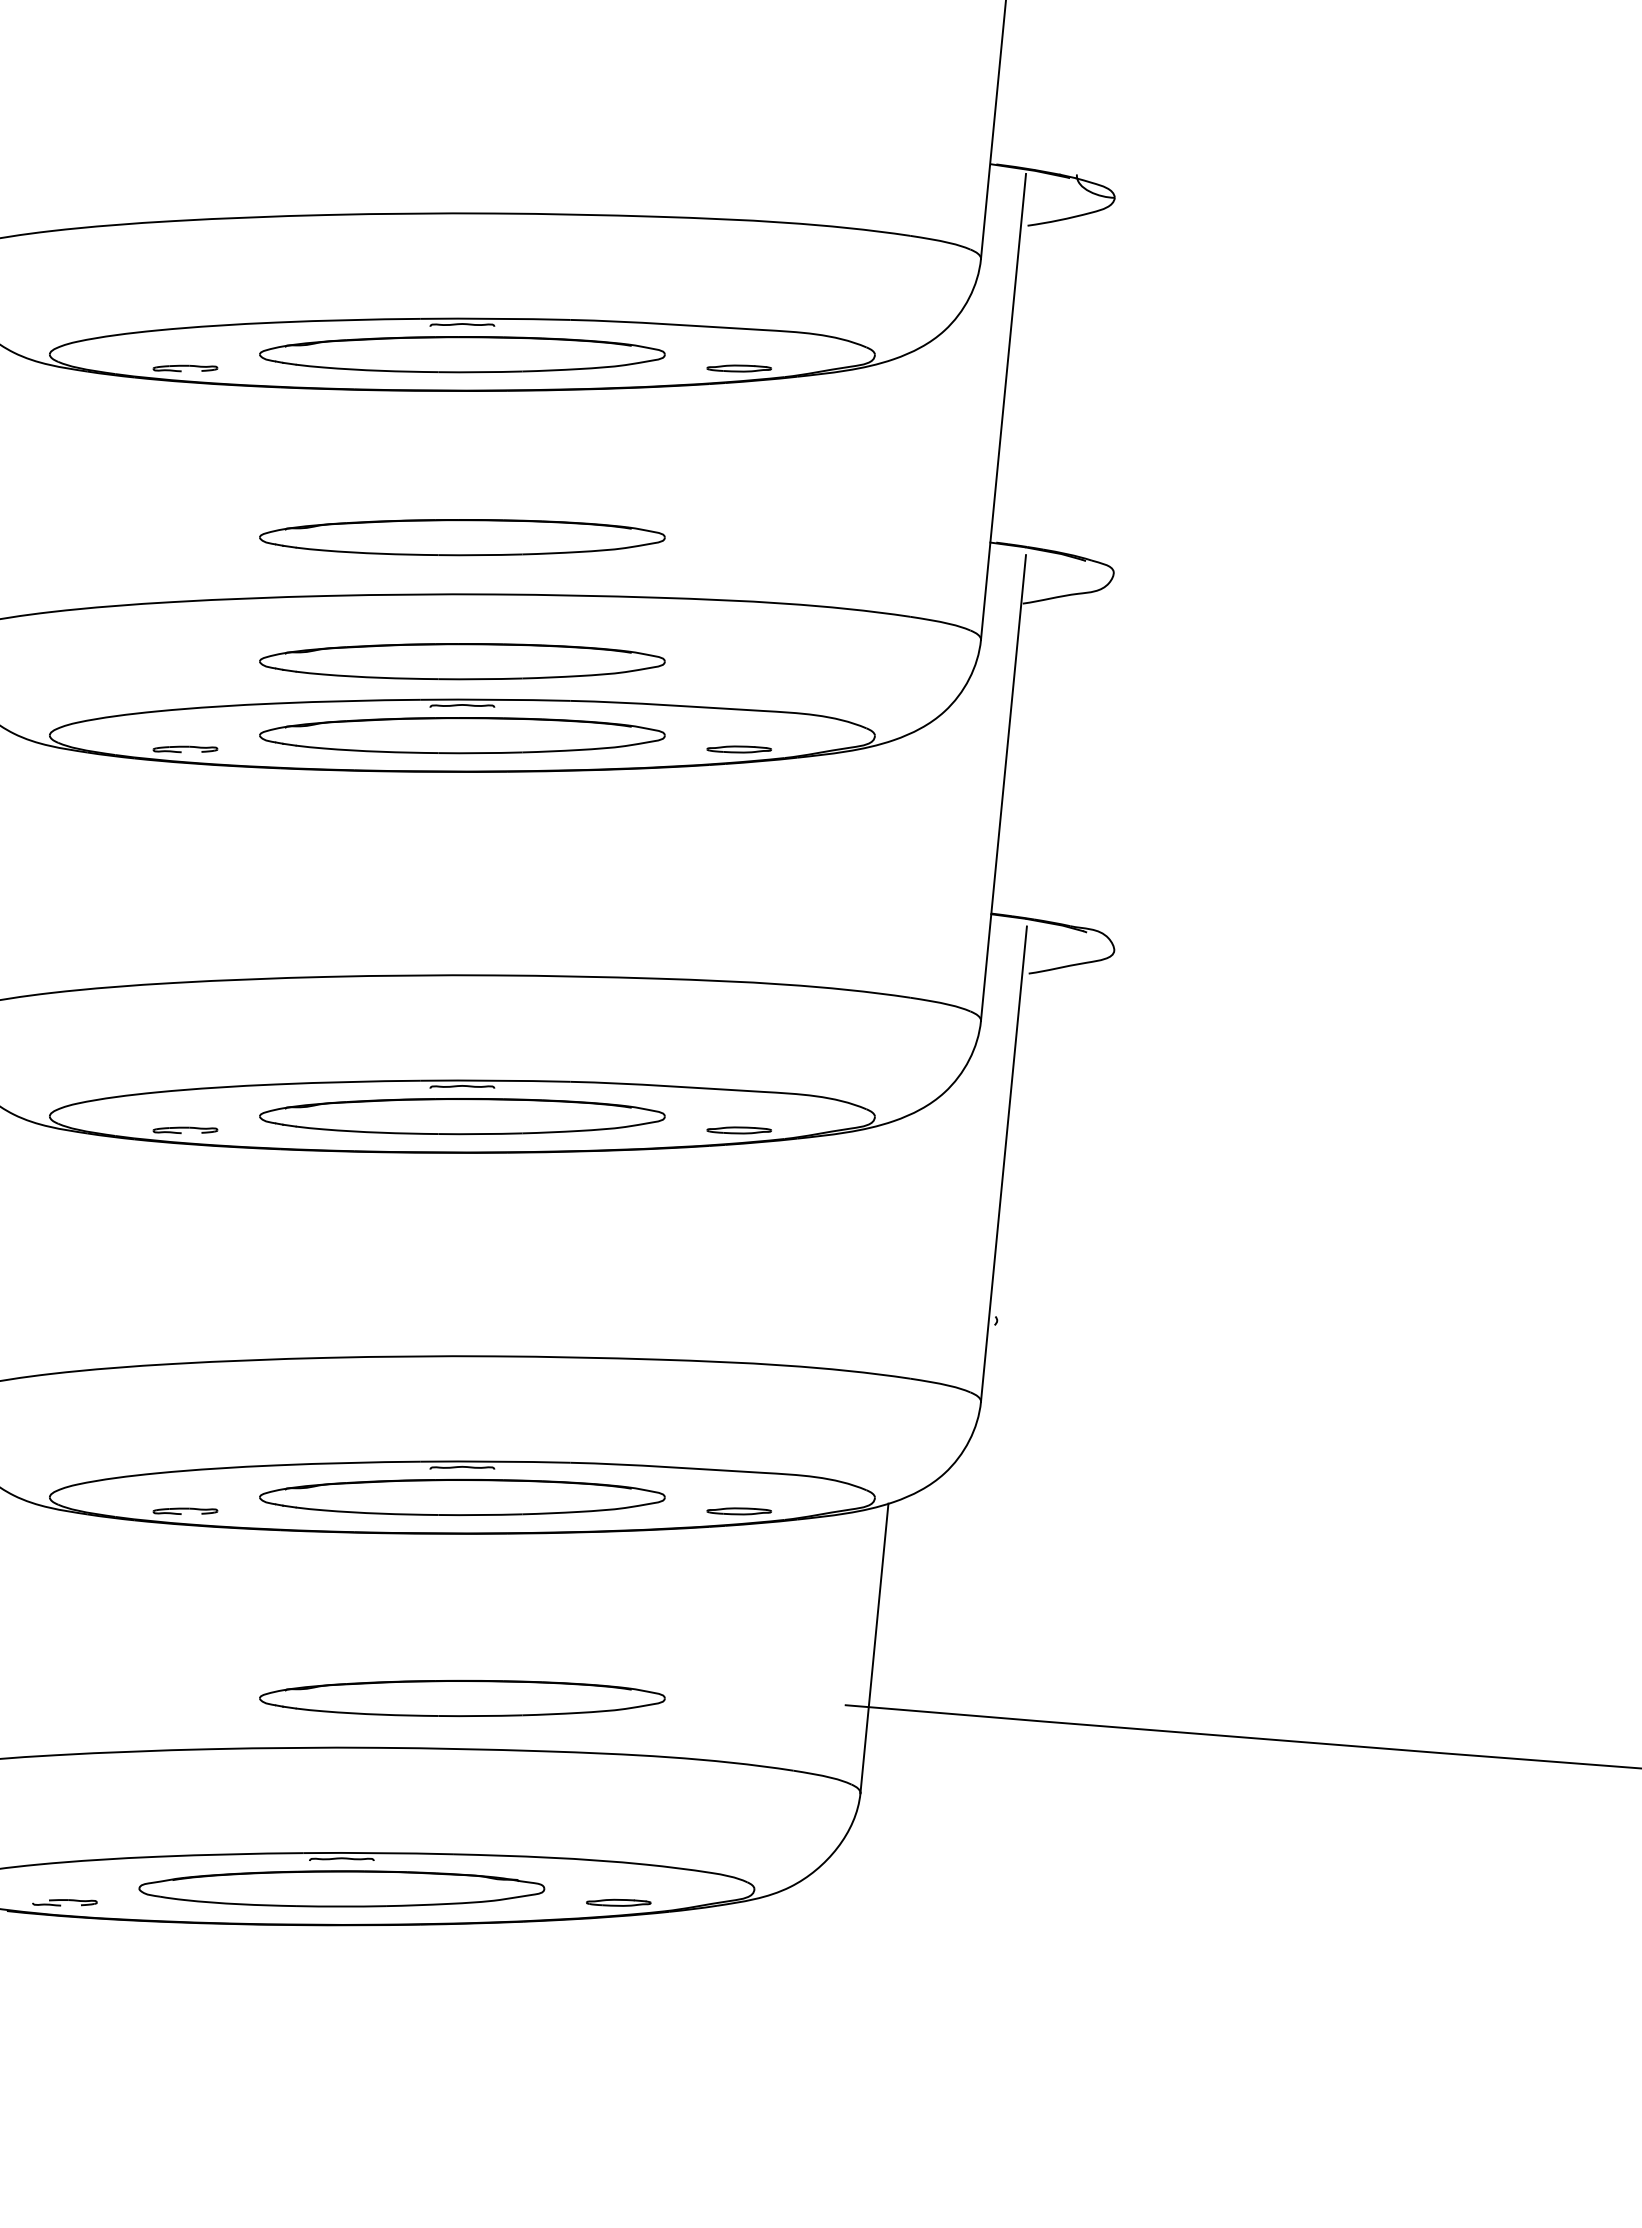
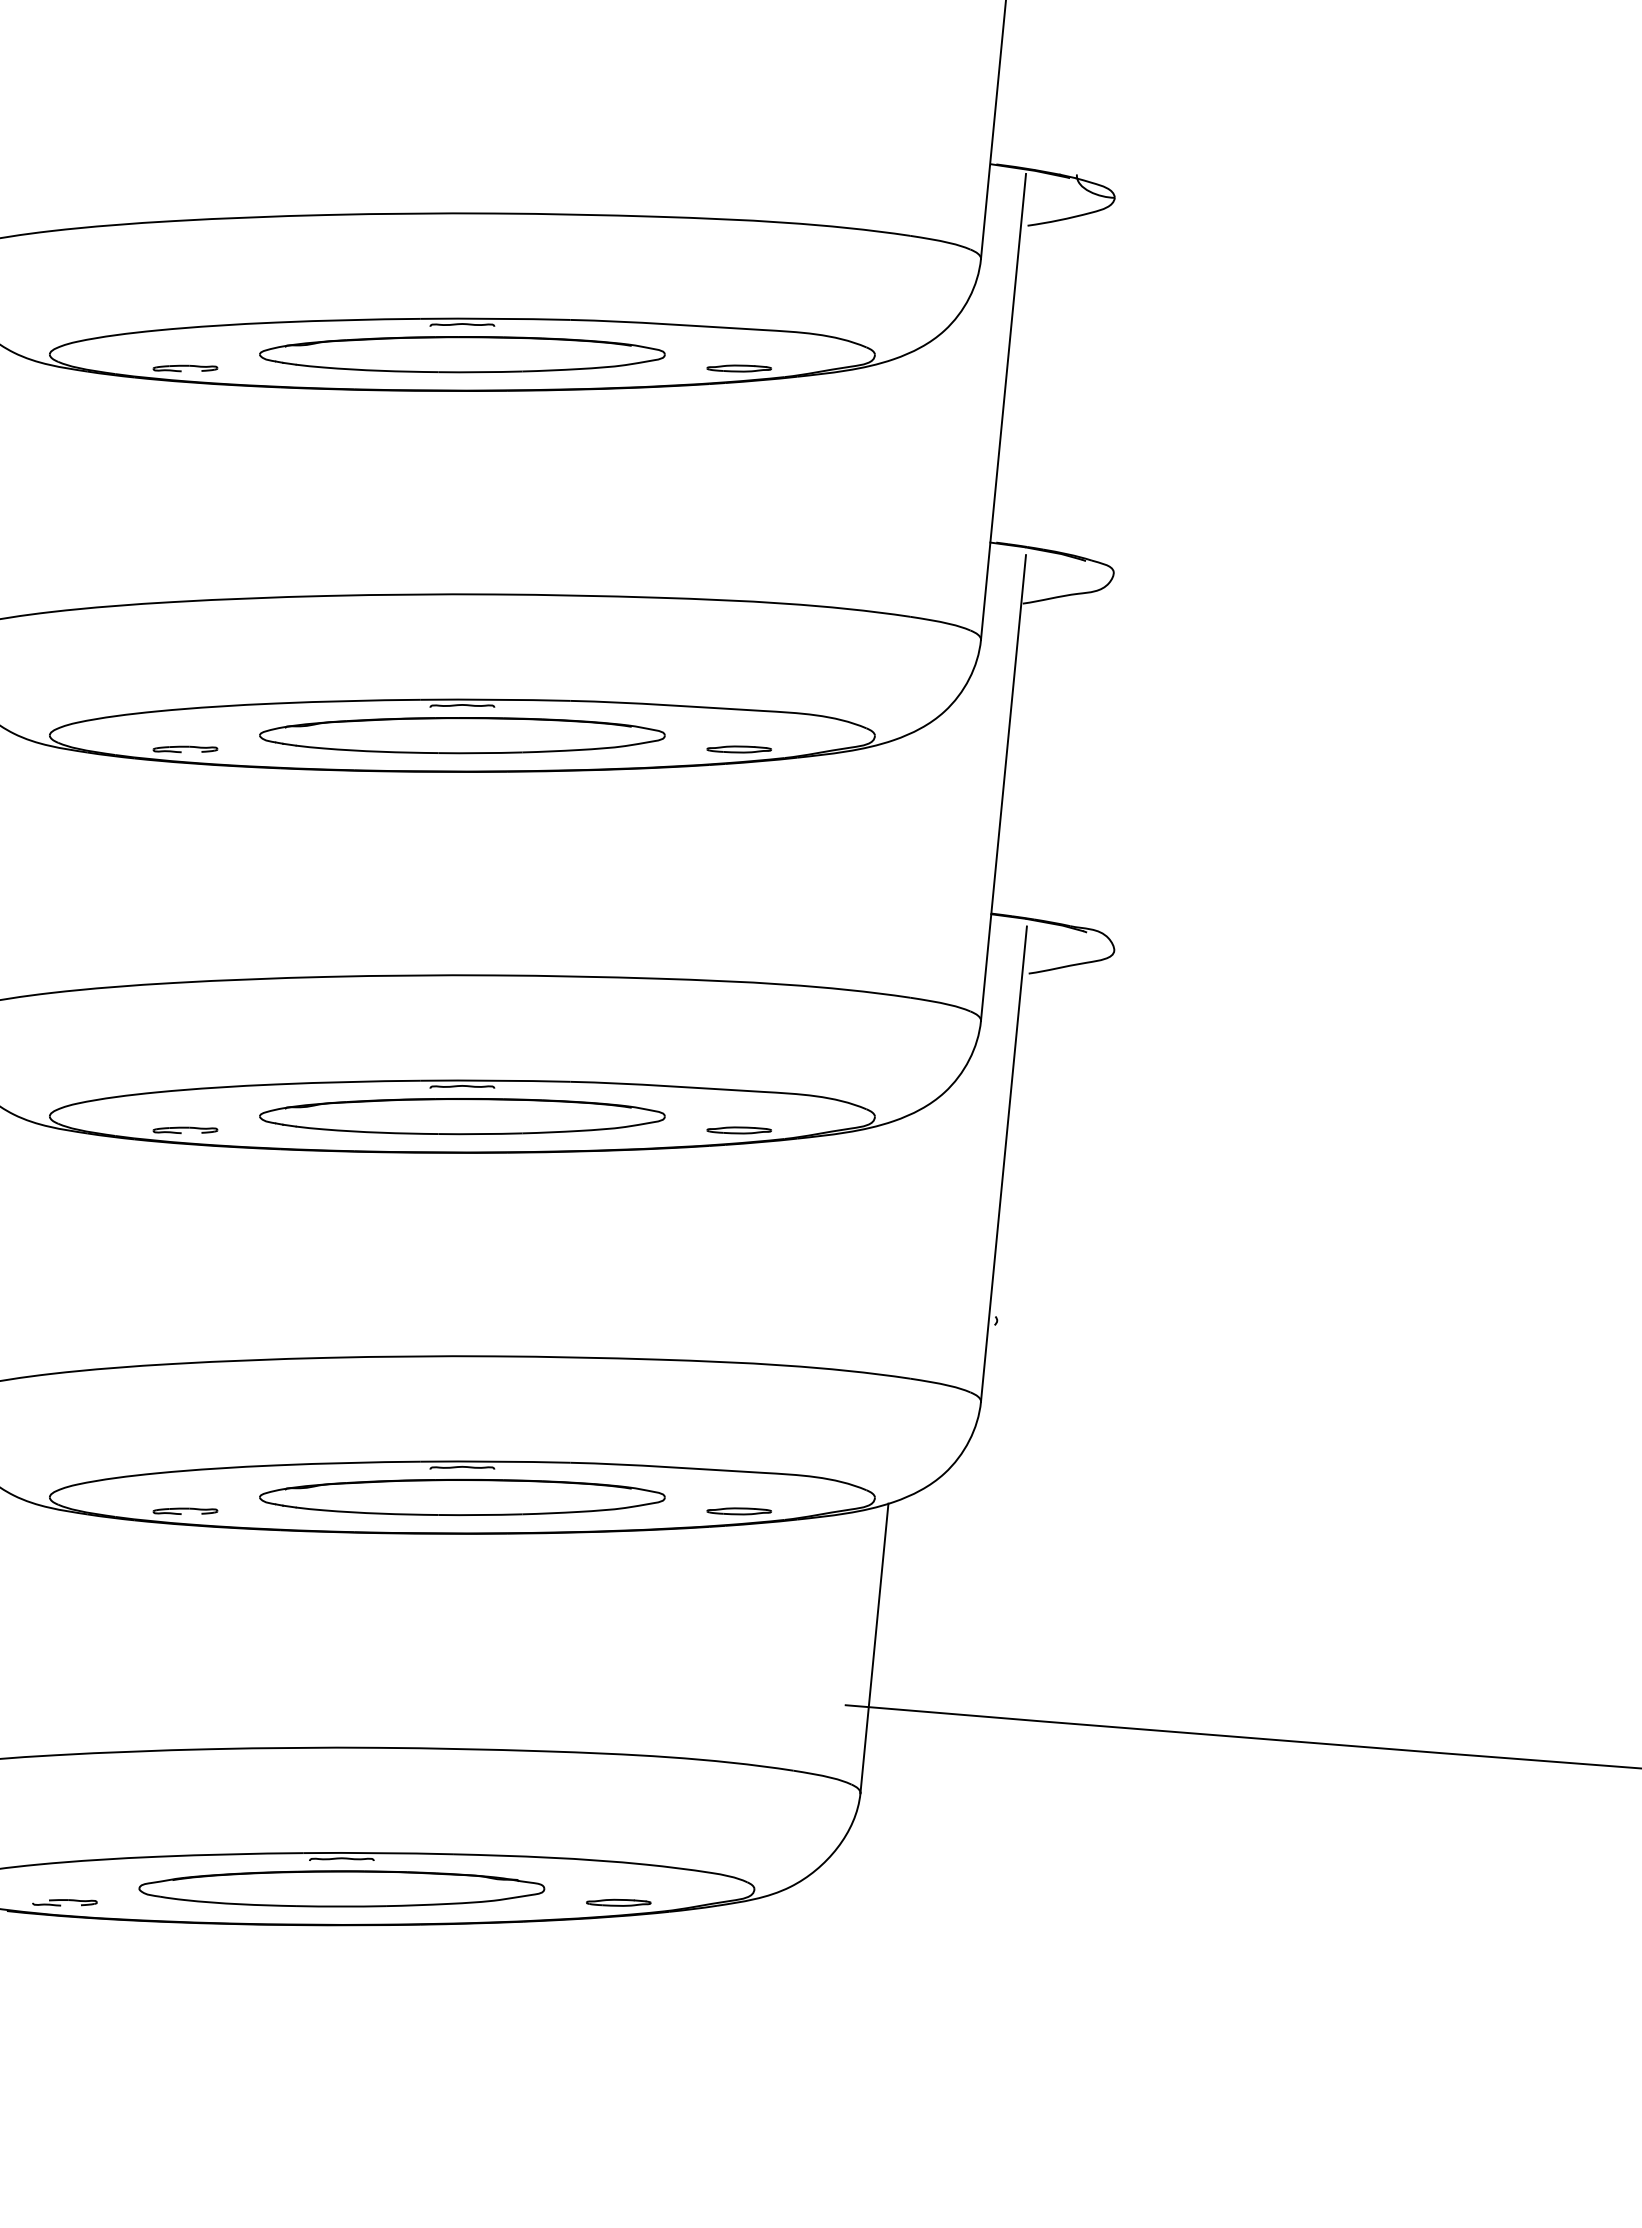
part: present -> none (462, 537)
part: present -> none (462, 661)
part: present -> none (462, 1698)
